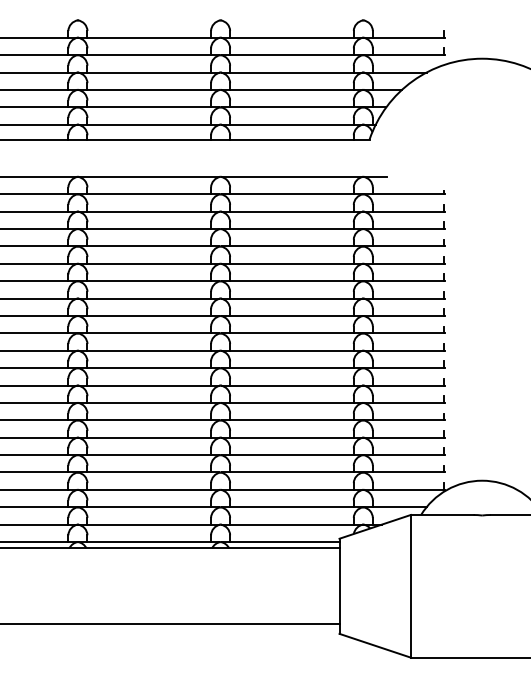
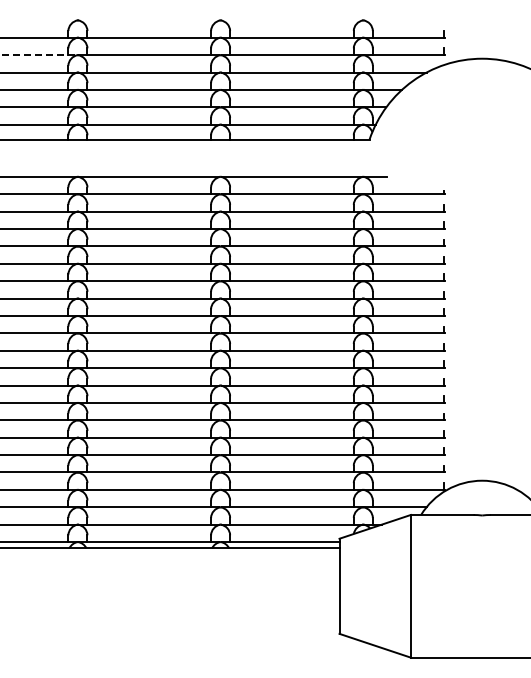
line: solid -> dashed (38, 55)
line: present -> none (170, 624)
